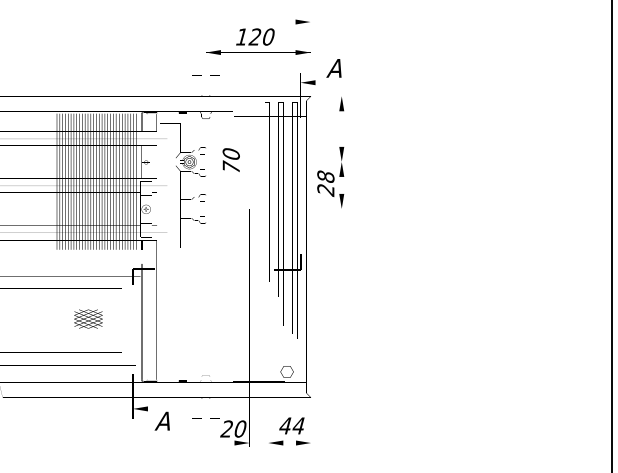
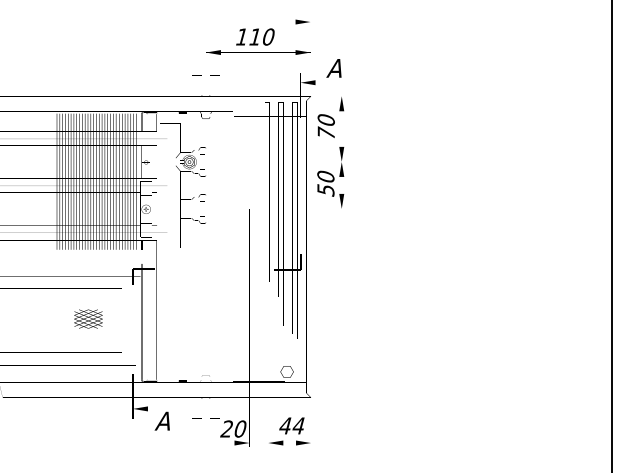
text: 120 -> 110 (254, 36)
text position: (230, 159) -> (325, 125) (325, 125)
text: 28 -> 50 (325, 183)
